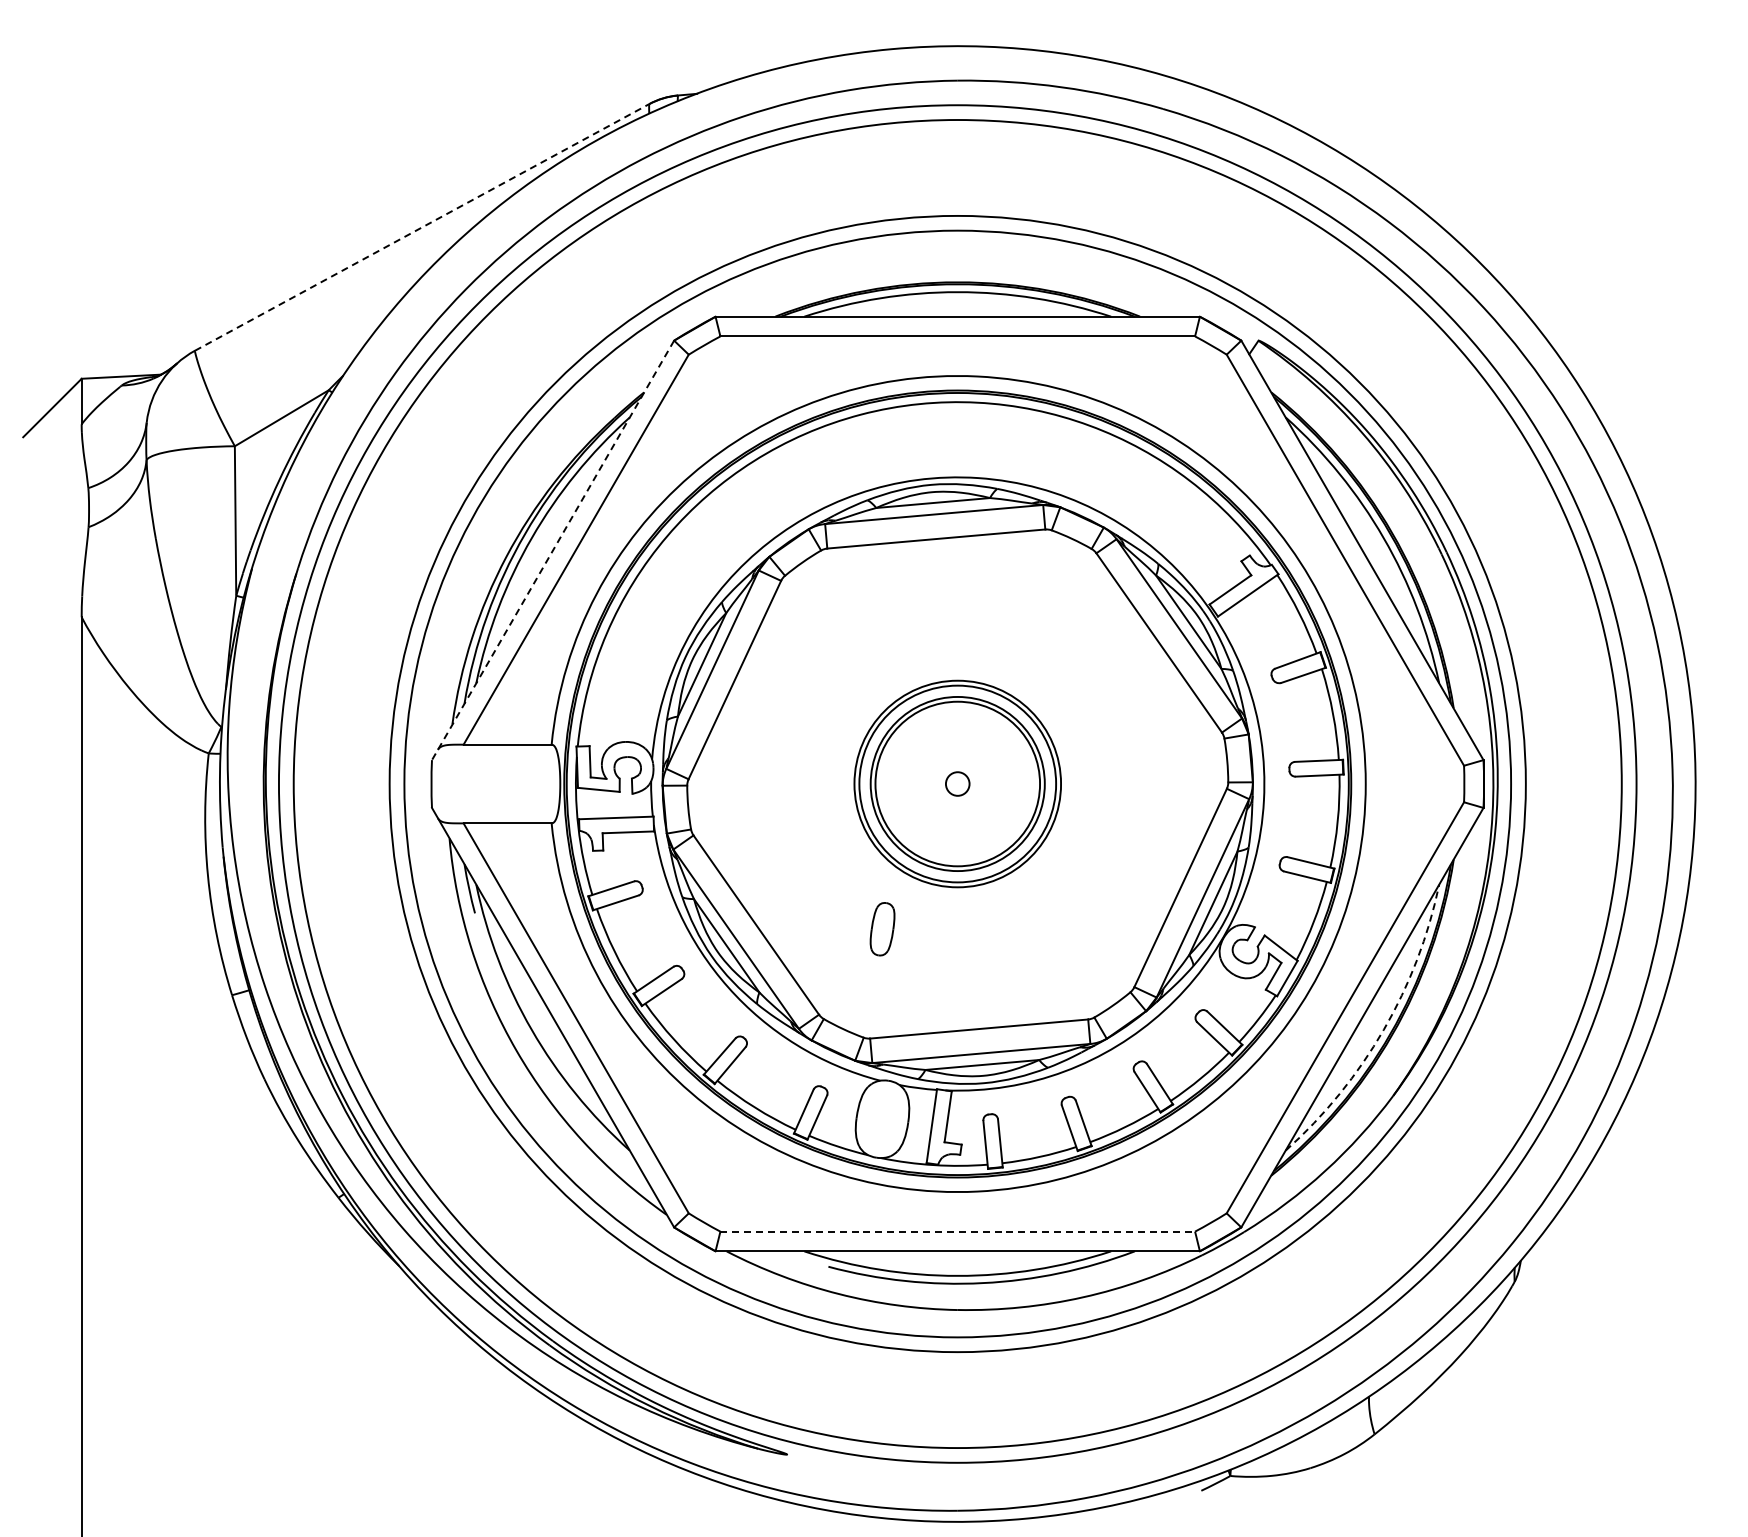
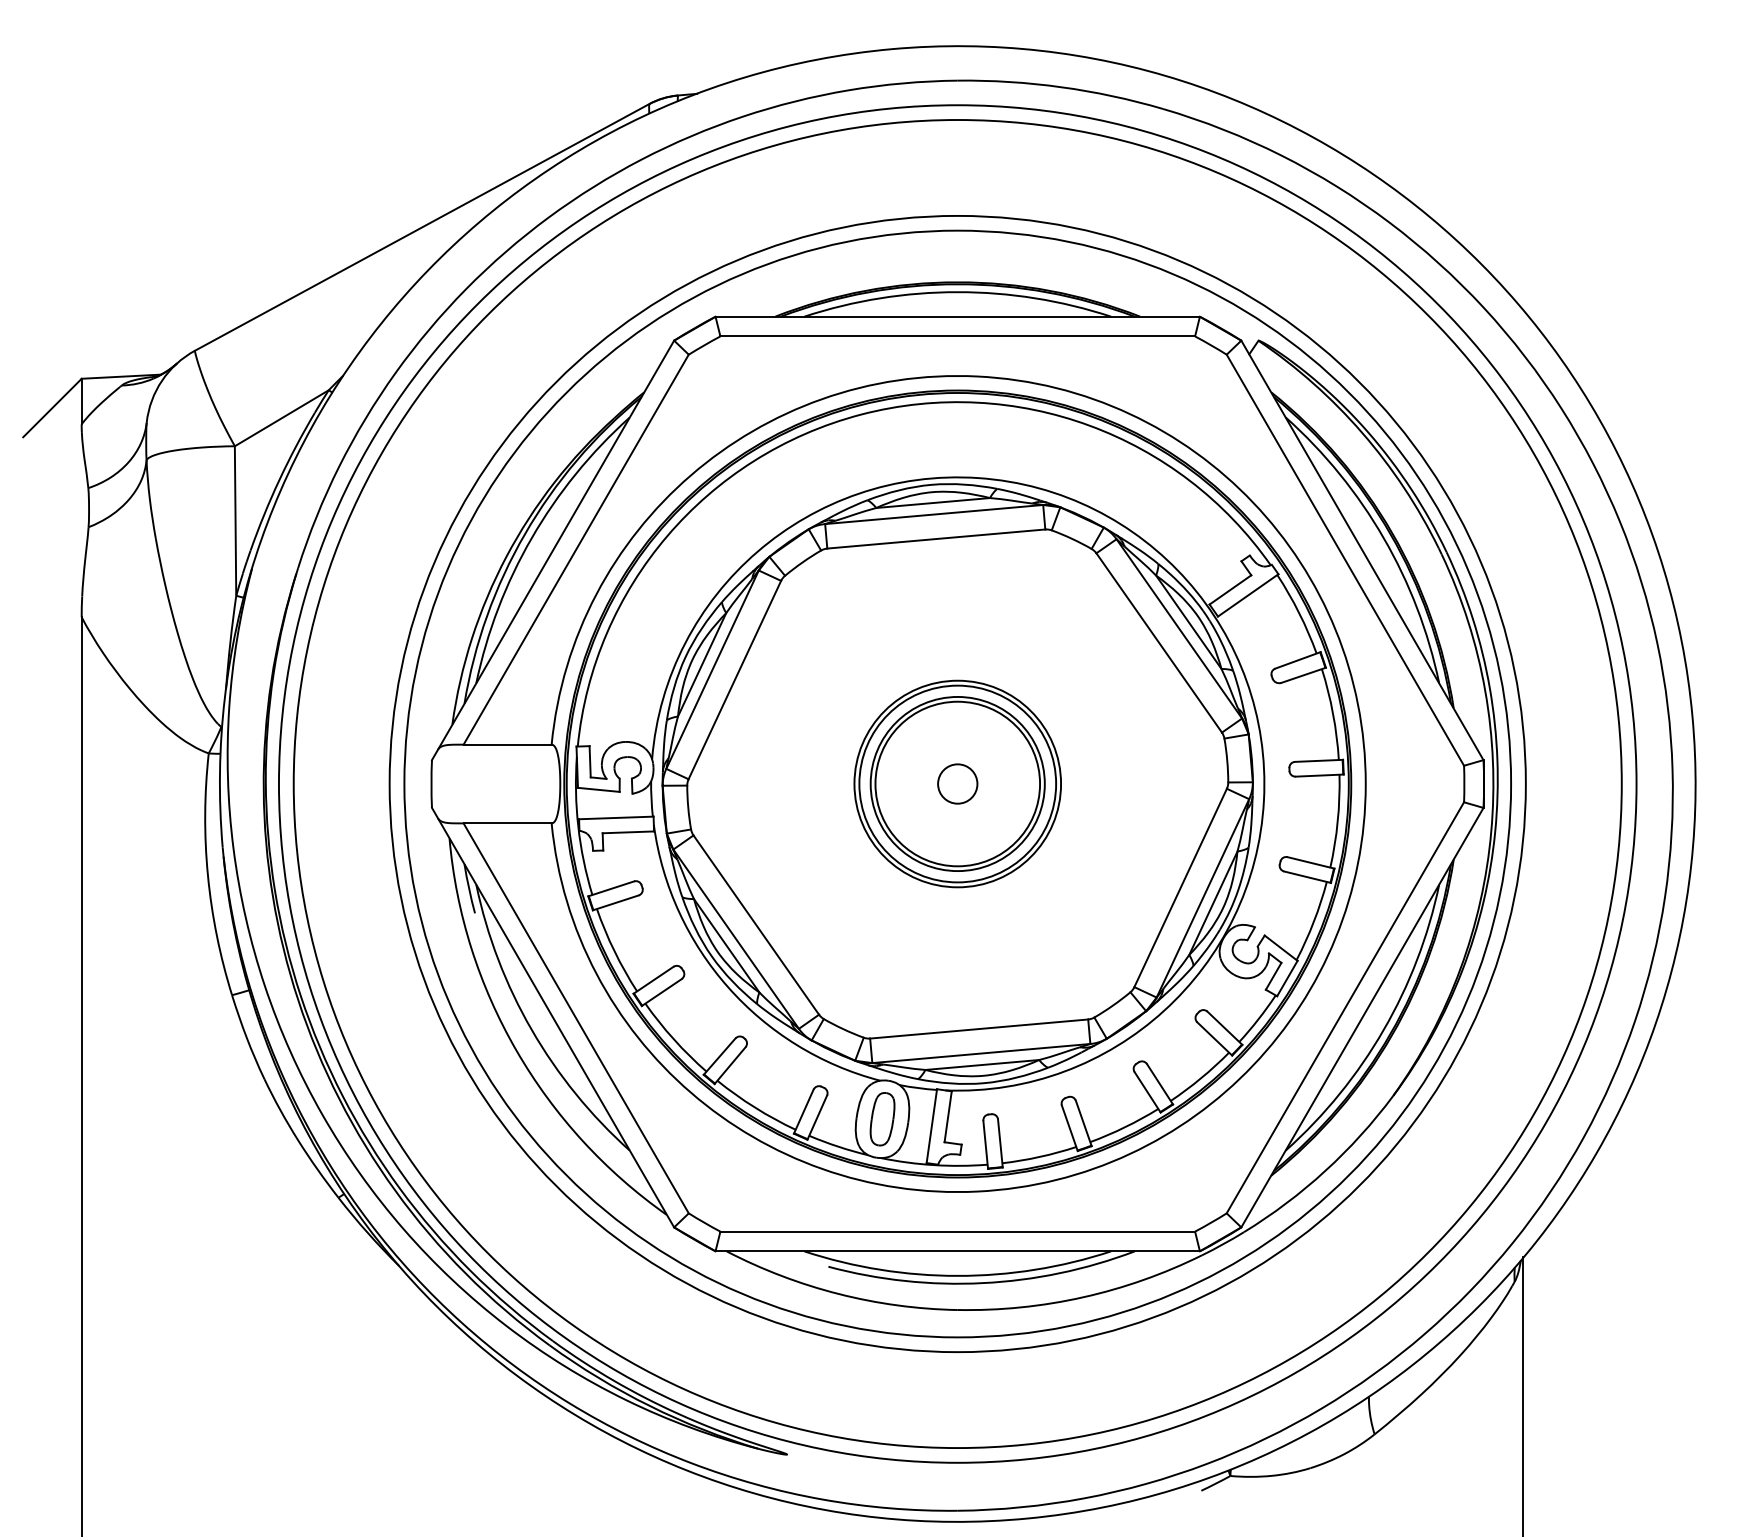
line: dashed -> solid (422, 227)
line: dashed -> solid (552, 550)
circle diameter: 24 px -> 39 px (957, 783)
part position: (882, 929) -> (882, 1119) (882, 1119)
arc: dashed -> solid (1383, 1029)
line: dashed -> solid (958, 1231)
line: none -> present (1523, 1395)
